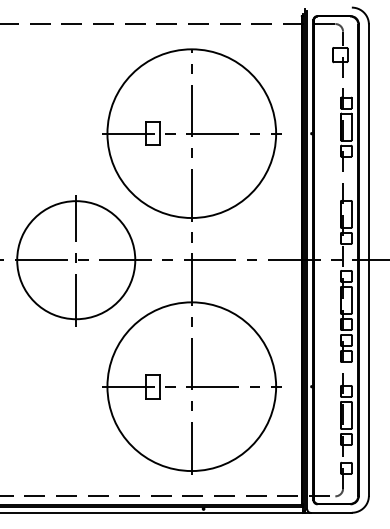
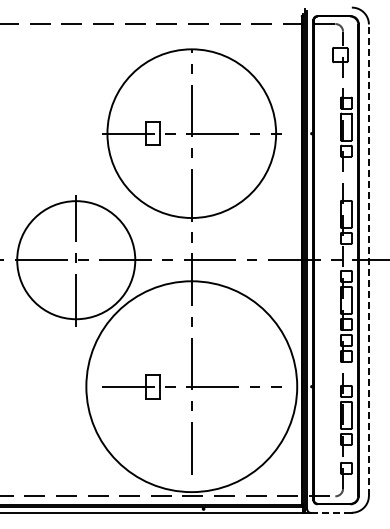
line: solid -> dashed (368, 260)
circle diameter: 169 px -> 211 px (191, 386)
line: solid -> dashed (331, 512)
